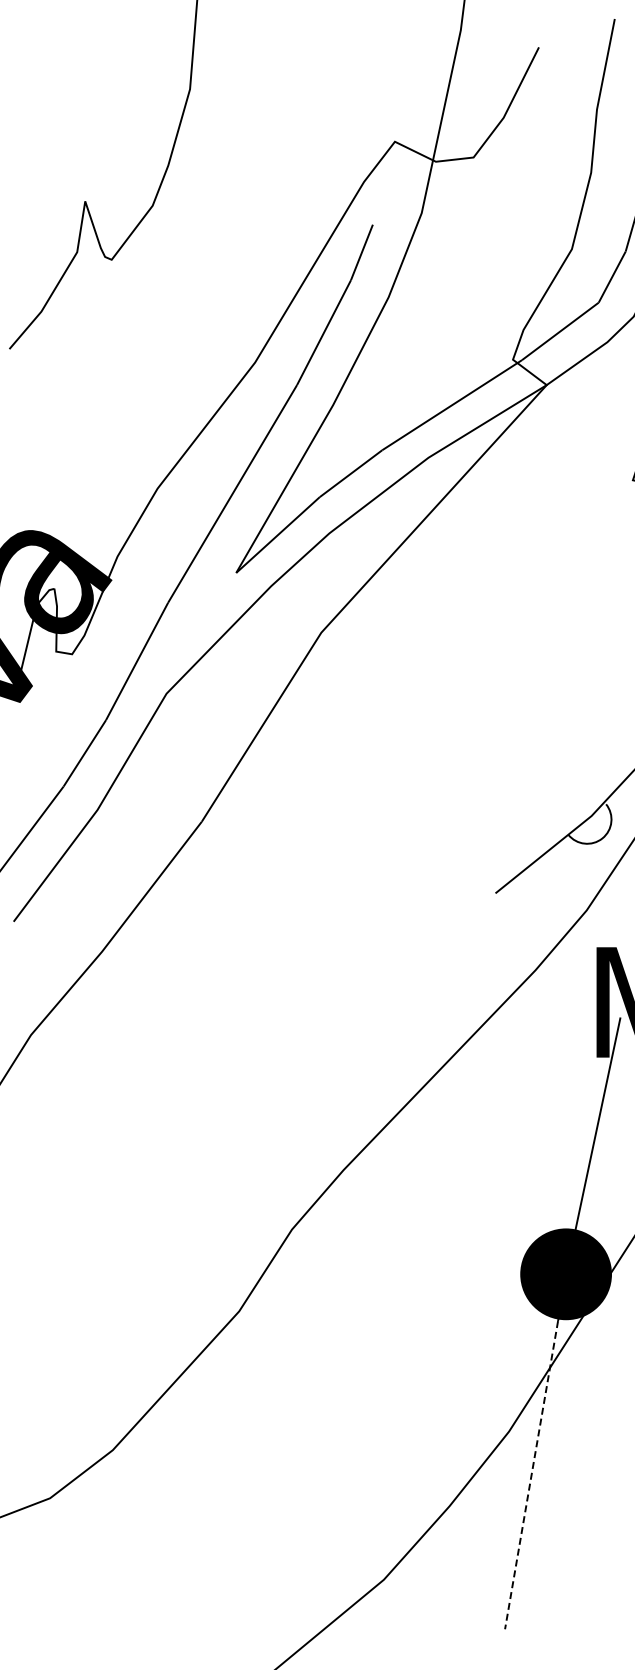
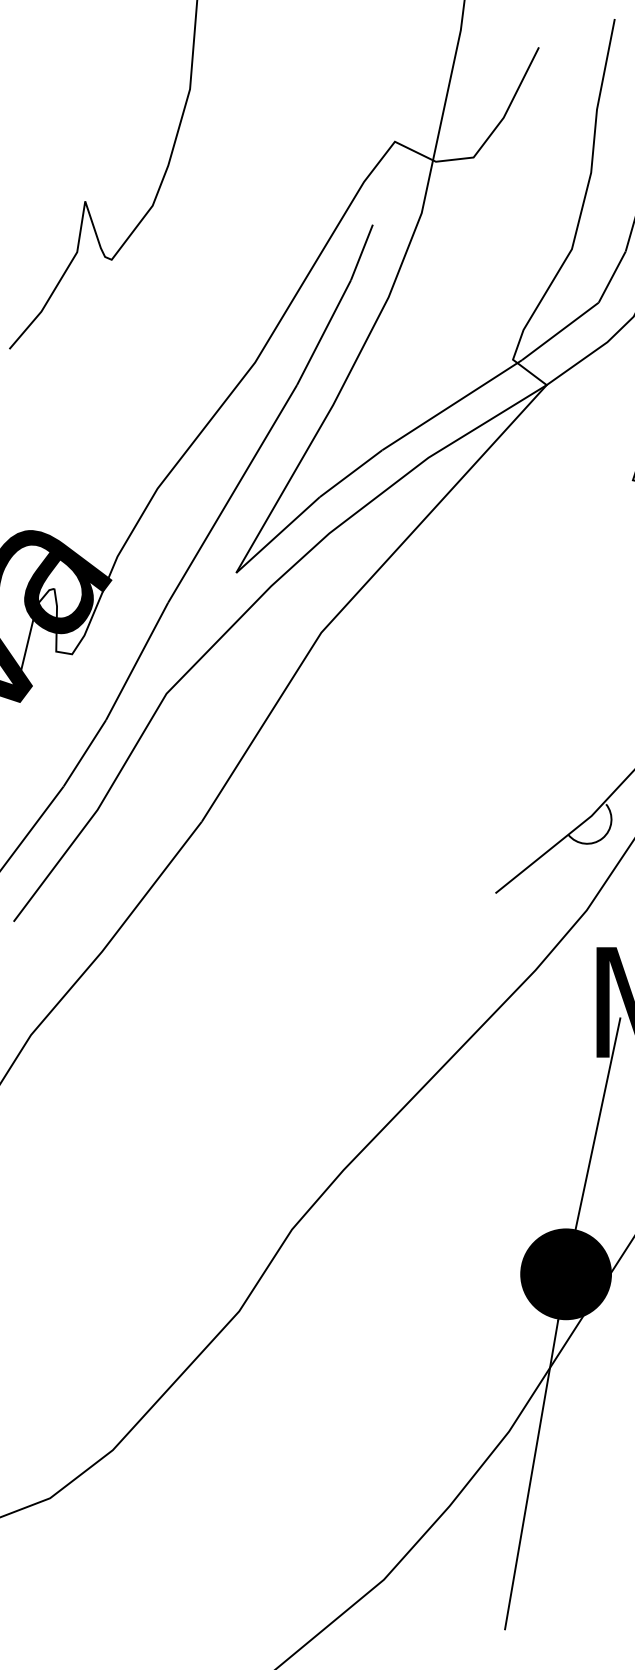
line: dashed -> solid (531, 1475)
